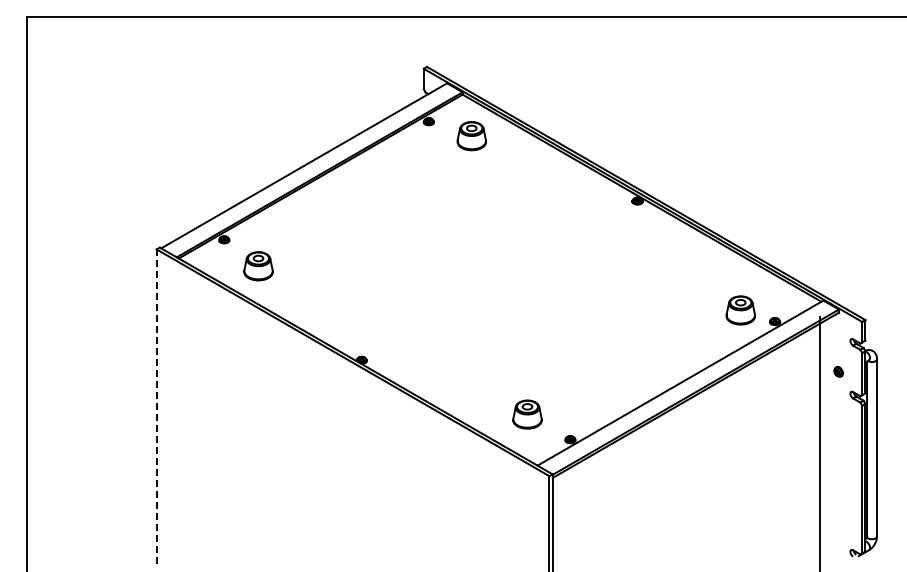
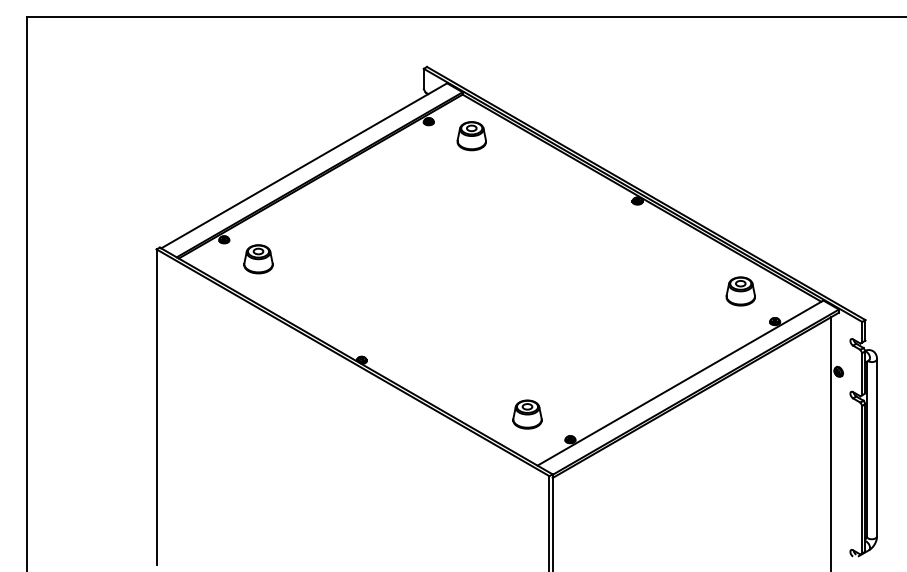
part position: (258, 266) -> (258, 259) (258, 259)
part position: (740, 310) -> (740, 291) (740, 291)
line: dashed -> solid (156, 407)
line position: (820, 442) -> (831, 442) (831, 442)
